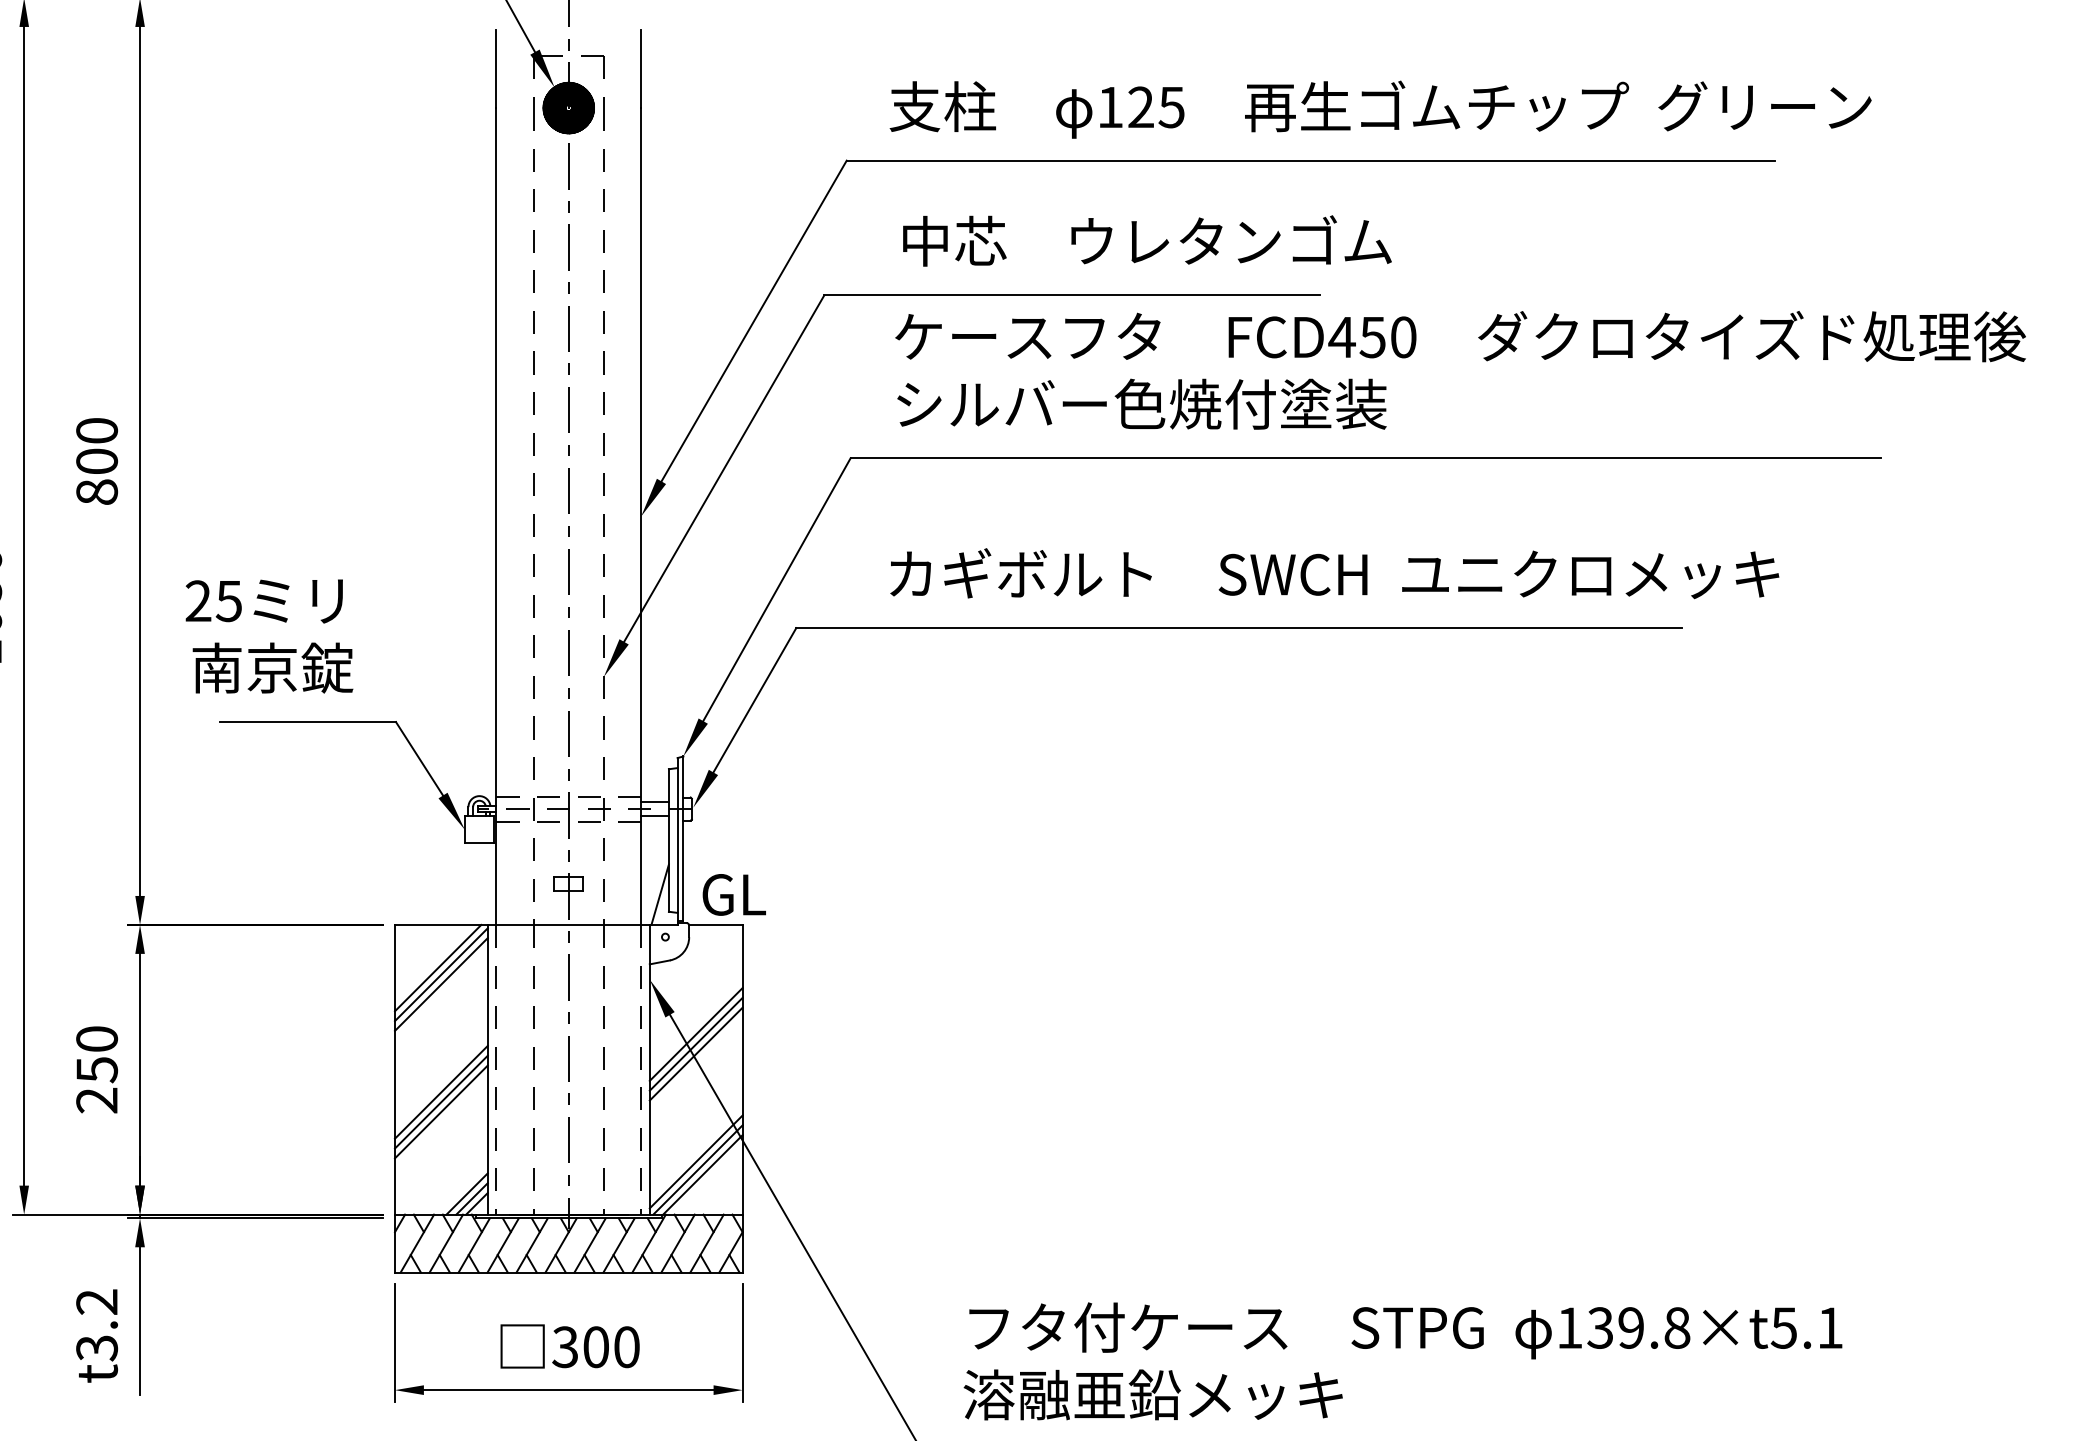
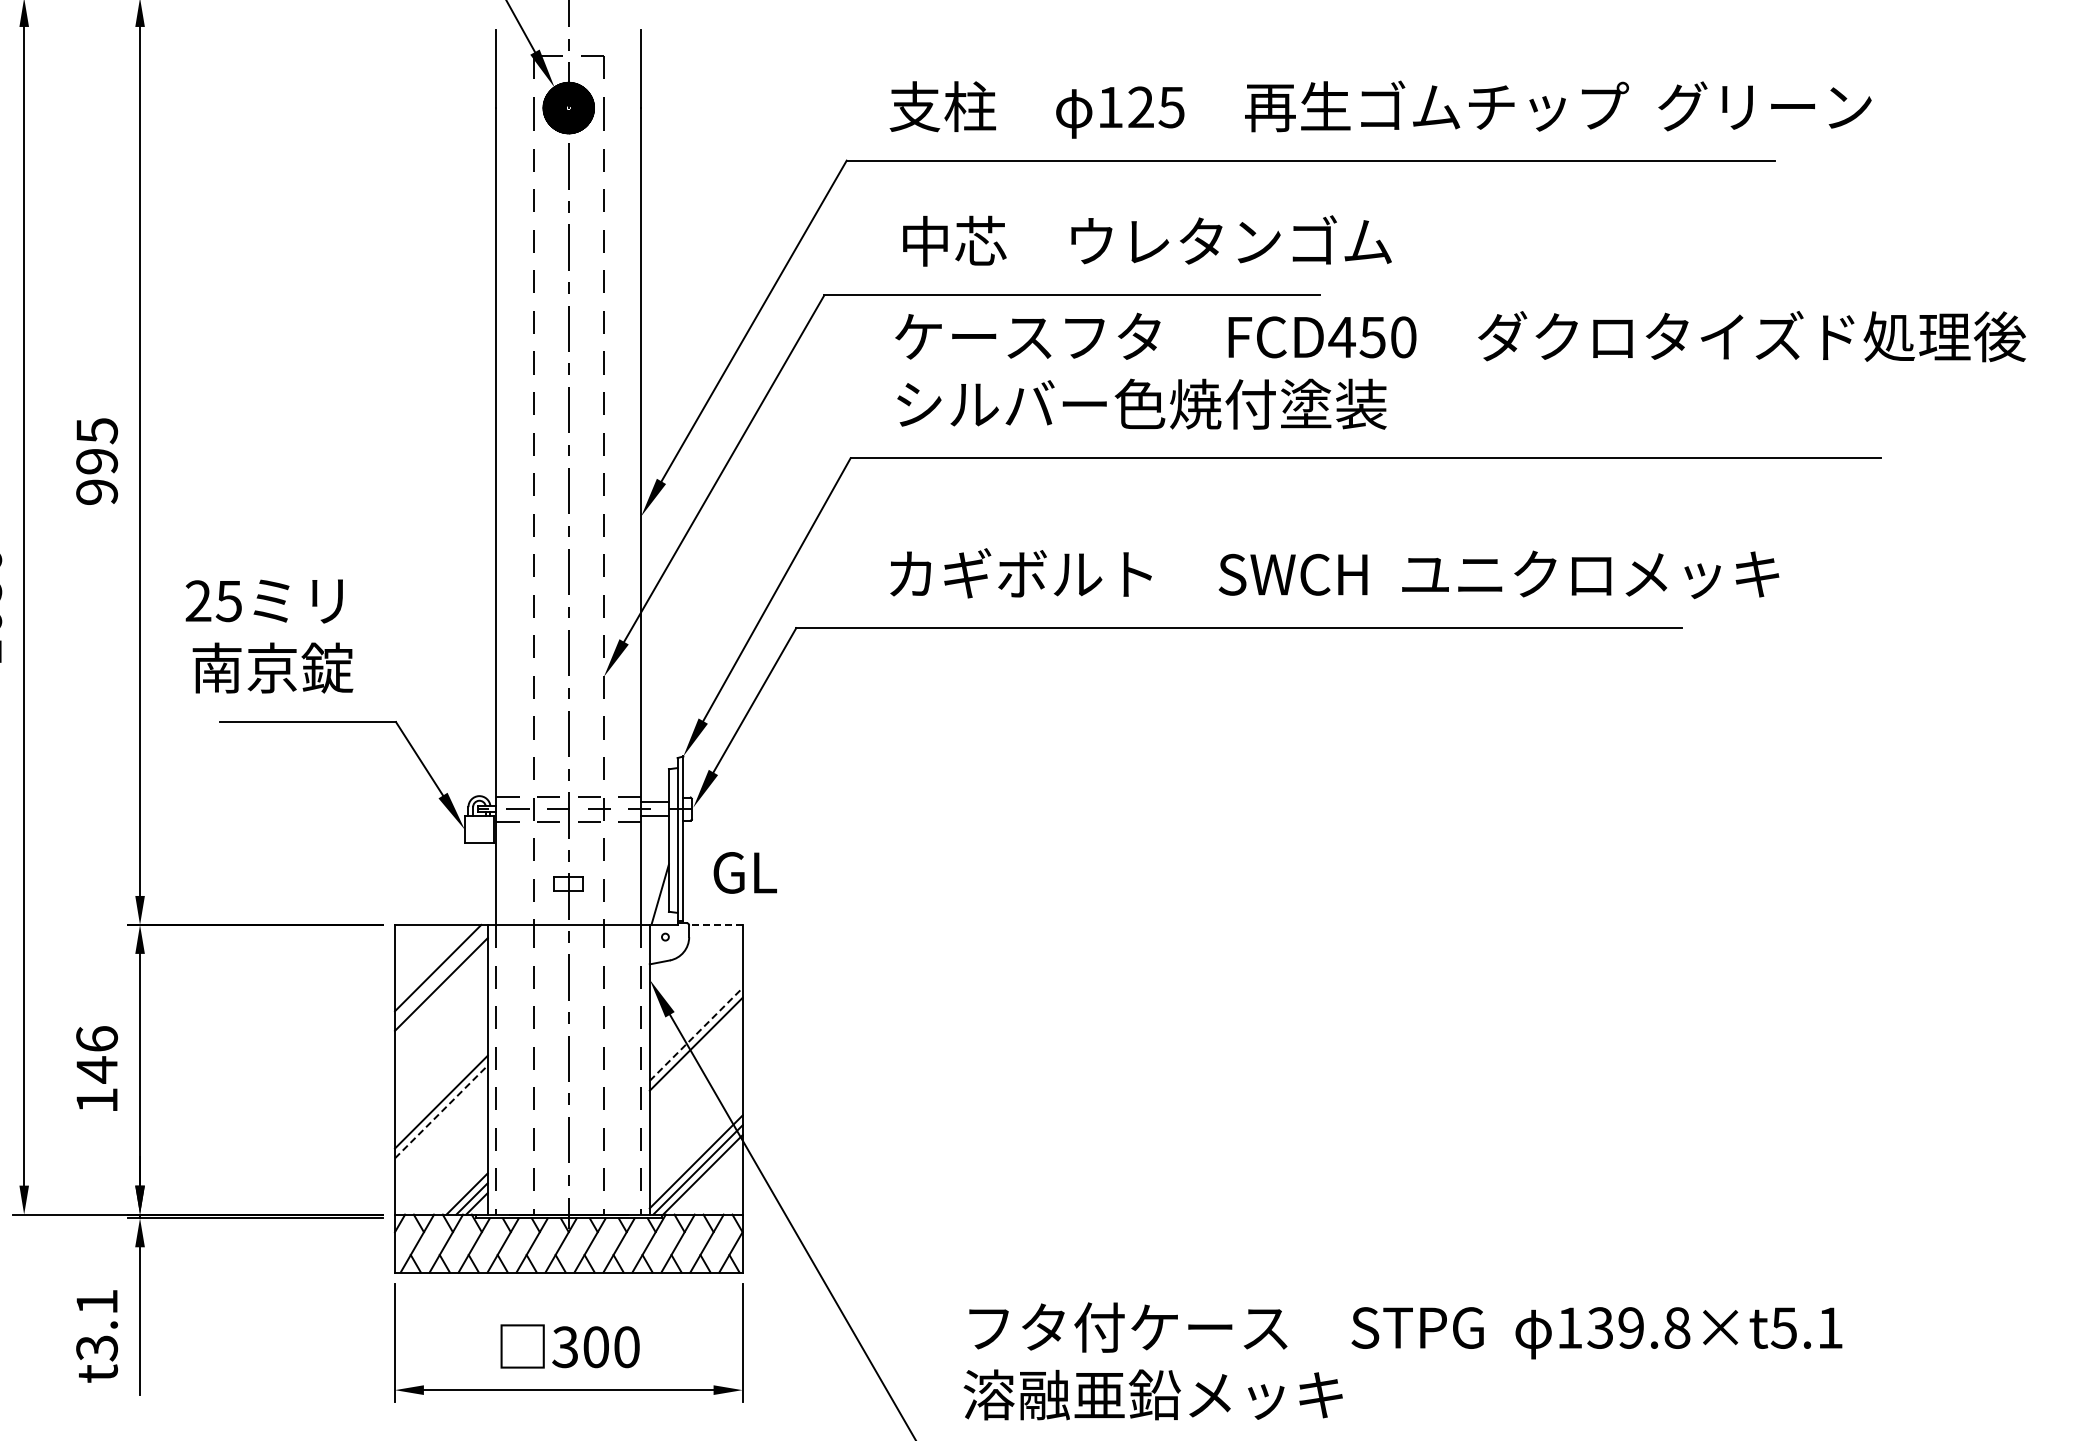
text: 800 -> 995 (97, 461)
text position: (733, 894) -> (744, 872) (744, 872)
line: solid -> dashed (715, 924)
line: present -> none (441, 974)
line: solid -> dashed (696, 1034)
line: present -> none (695, 1053)
text: 250 -> 146 (97, 1069)
line: present -> none (441, 1091)
line: solid -> dashed (441, 1111)
text: t3.2 -> t3.1 (96, 1301)
